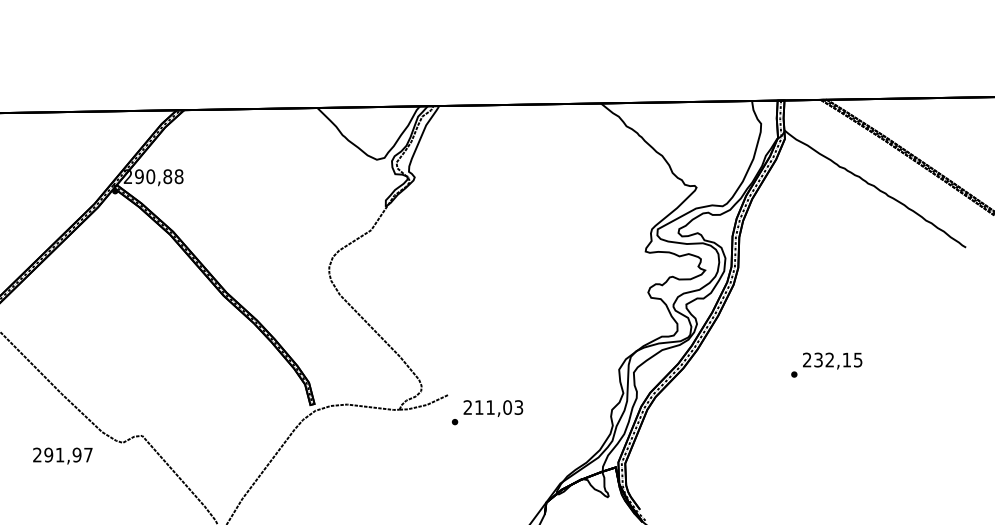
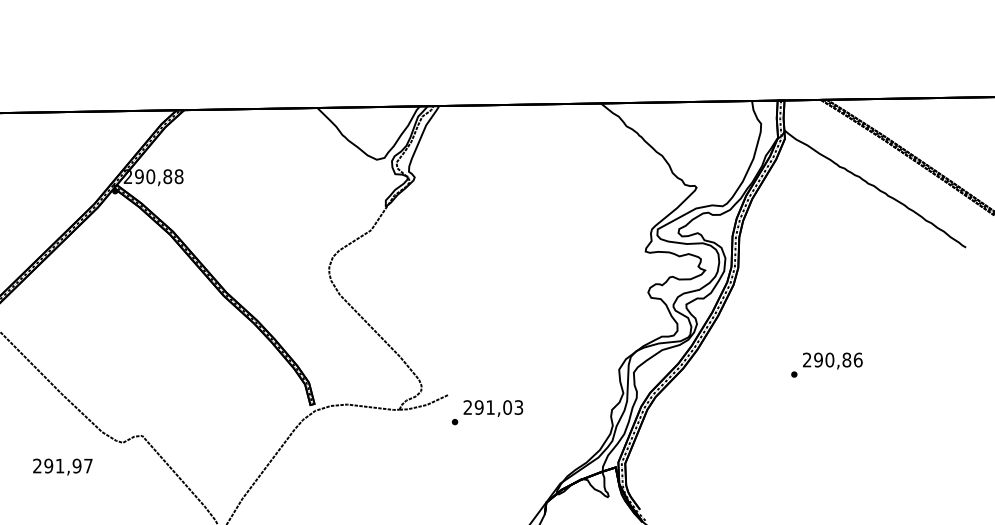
text: 232,15 -> 290,86 (838, 359)
text: 211,03 -> 291,03 (478, 407)
text position: (62, 455) -> (62, 466) (62, 466)
